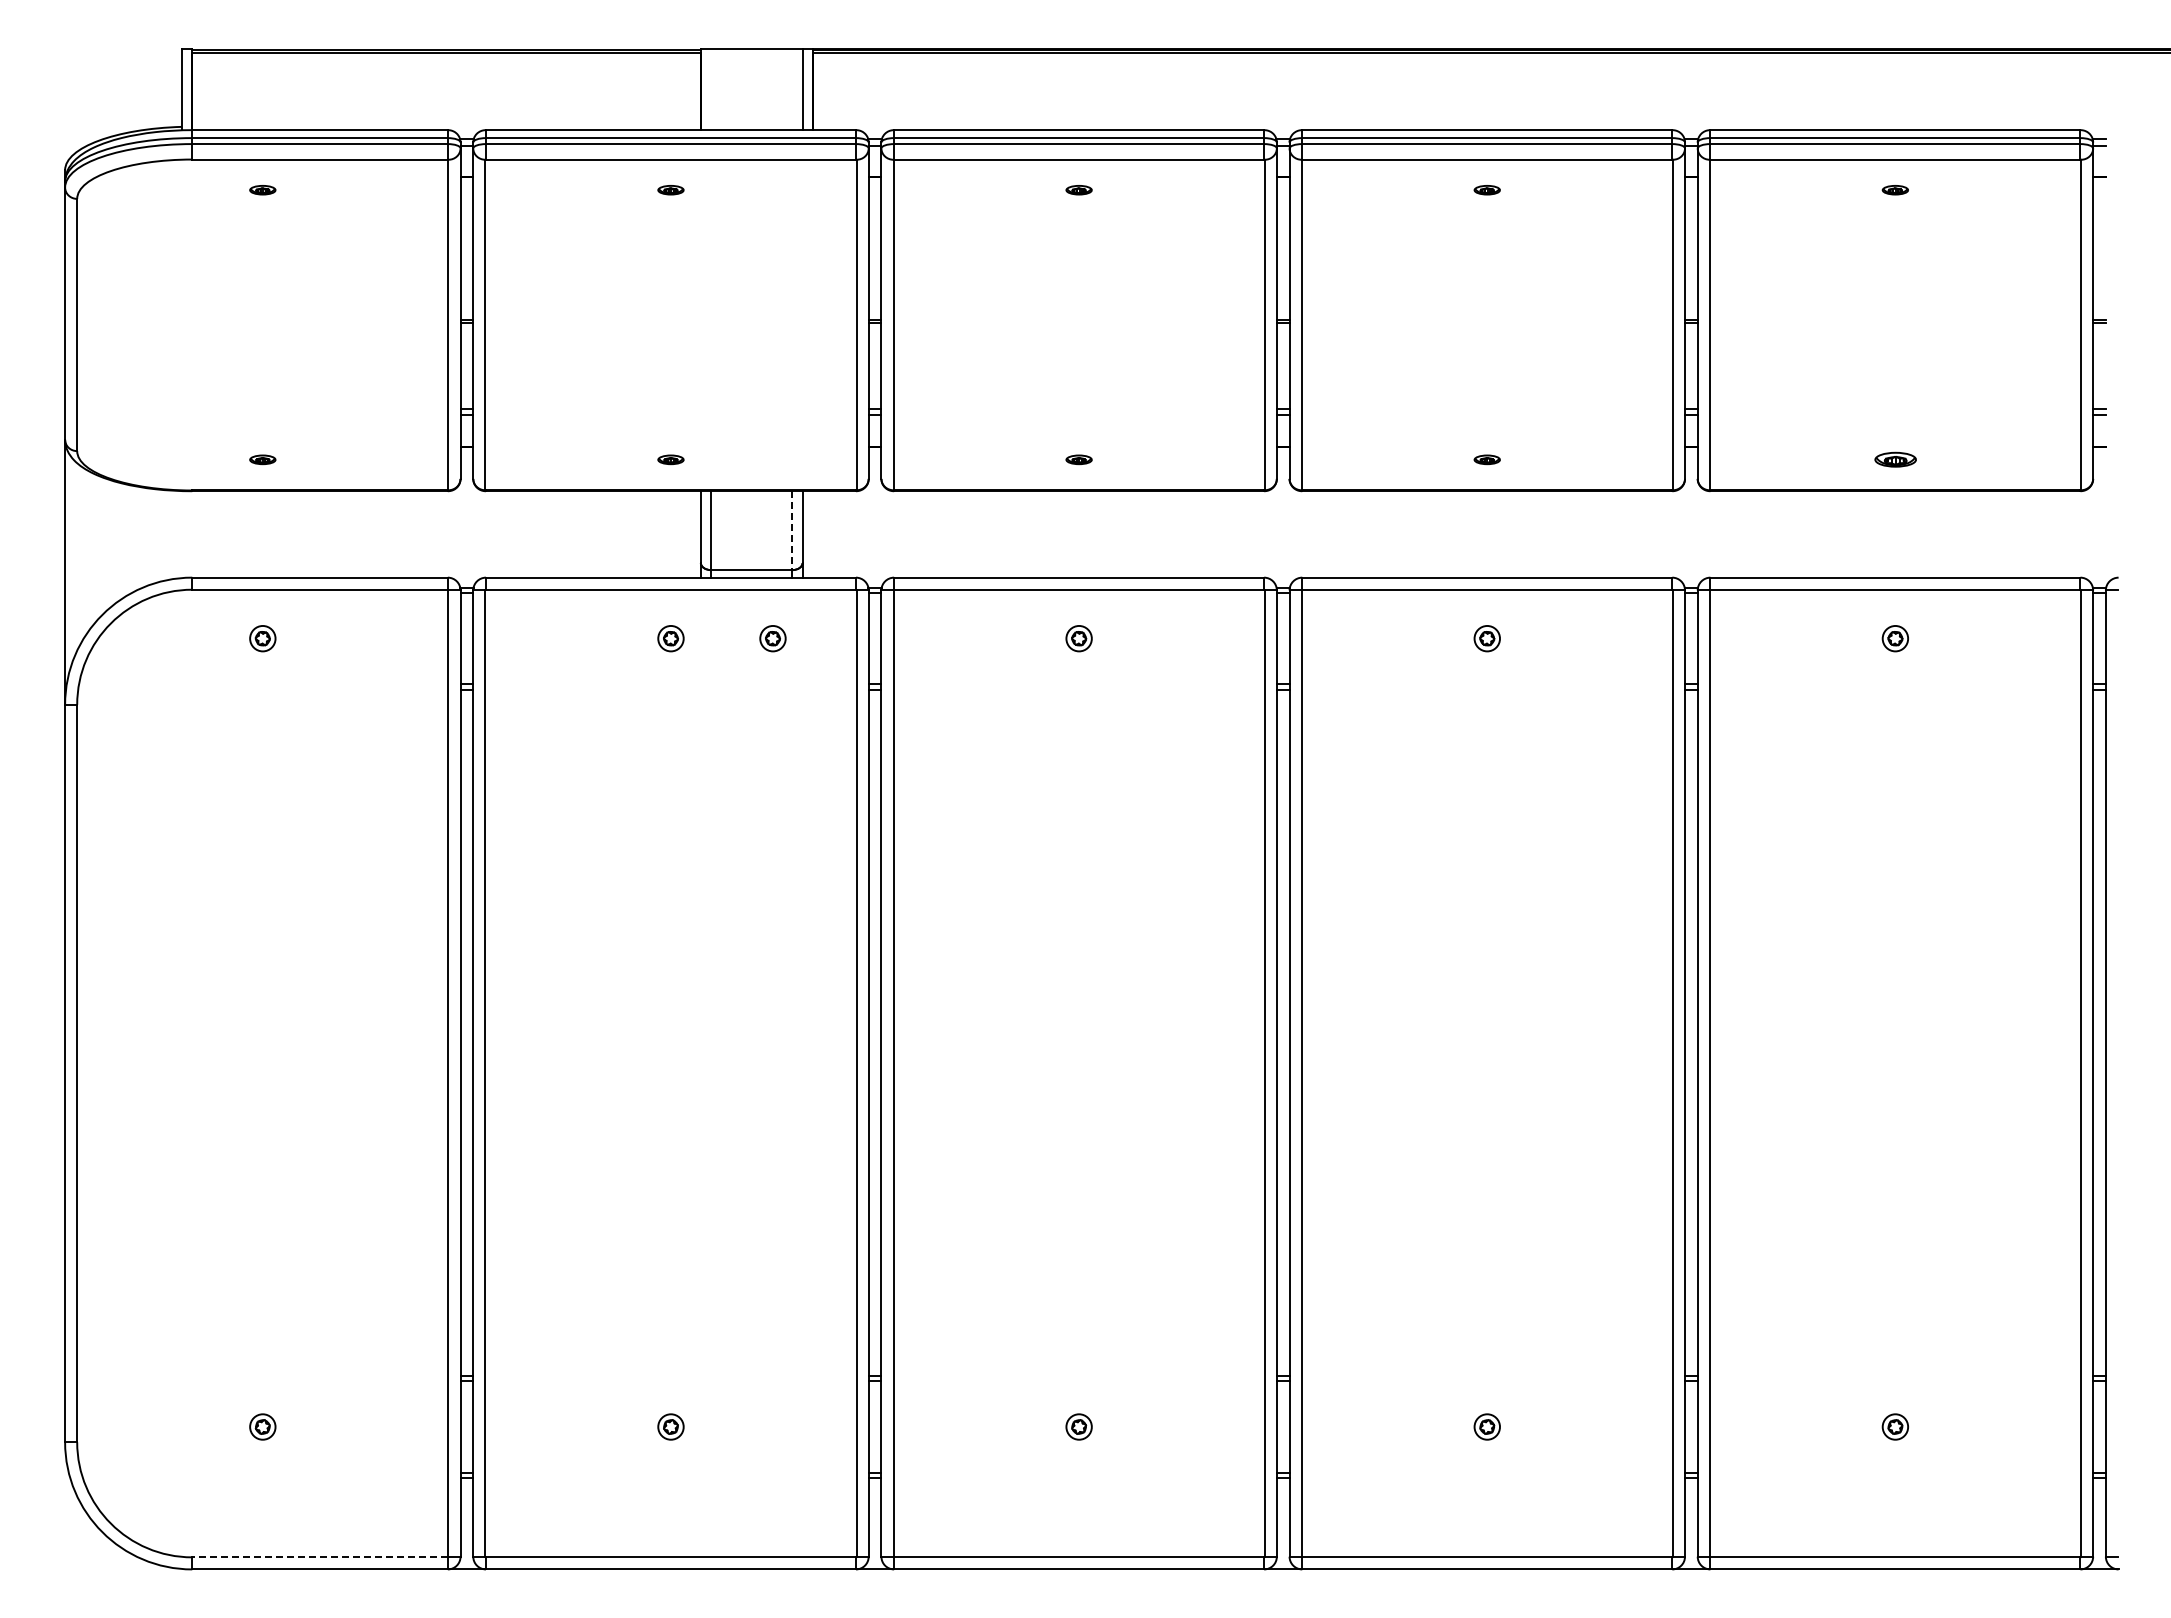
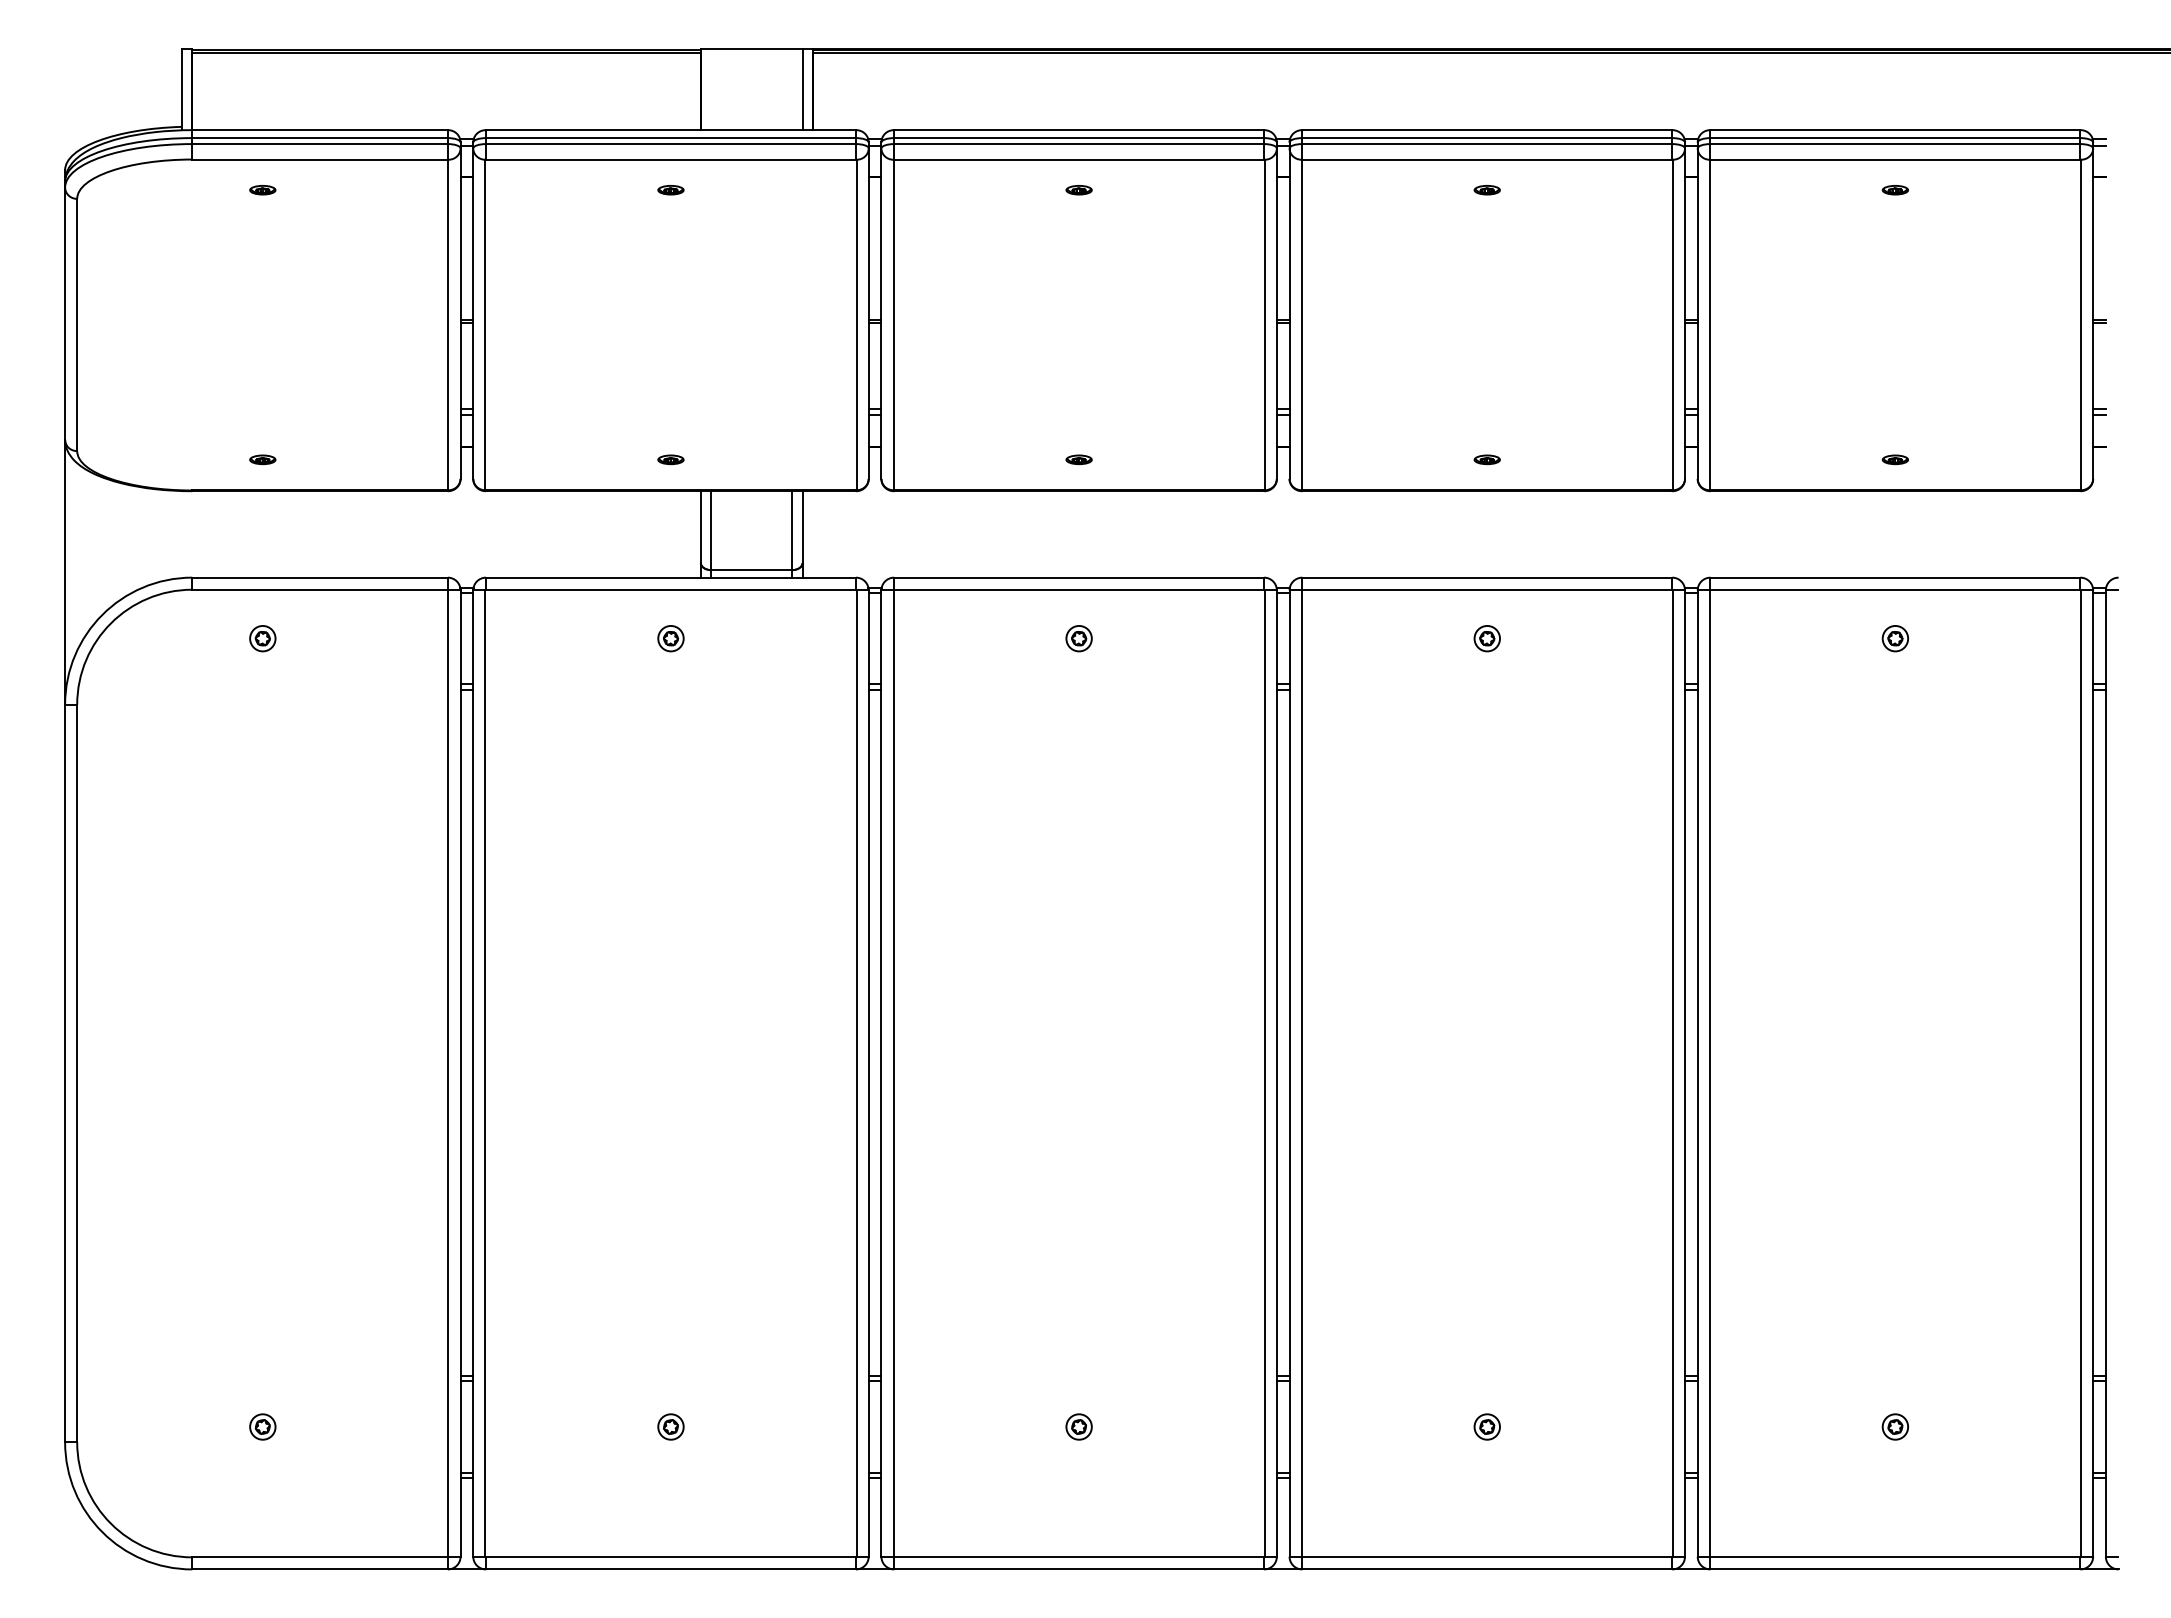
part size: 43x17 px -> 28x12 px (1894, 459)
line: dashed -> solid (792, 531)
part: present -> none (772, 638)
line: dashed -> solid (320, 1557)
